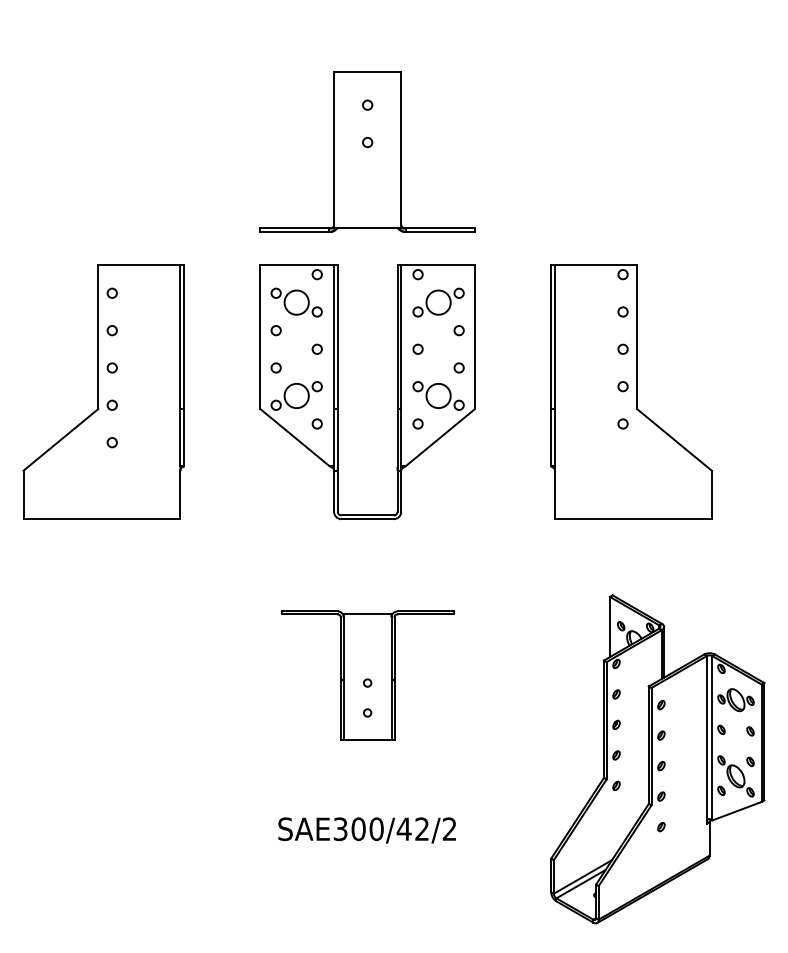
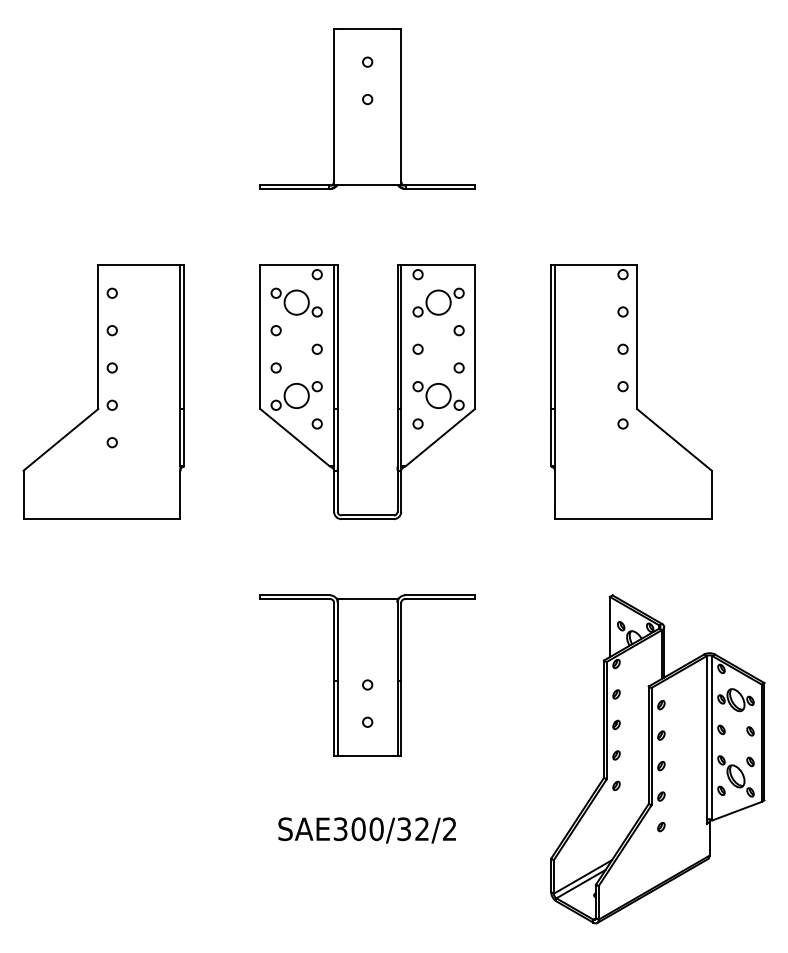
part position: (367, 151) -> (367, 108) (367, 108)
part size: 174x131 px -> 217x163 px (367, 675)
text: SAE300/42/2 -> SAE300/32/2 (403, 829)
